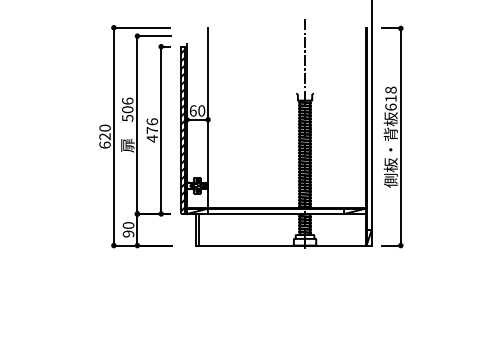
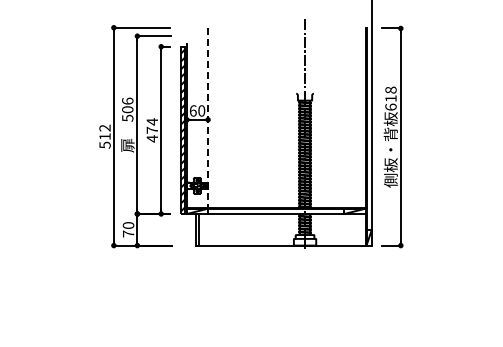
line: solid -> dashed (208, 118)
text: 476 -> 474 (152, 121)
text: 620 -> 512 (104, 136)
text: 90 -> 70 (128, 233)
